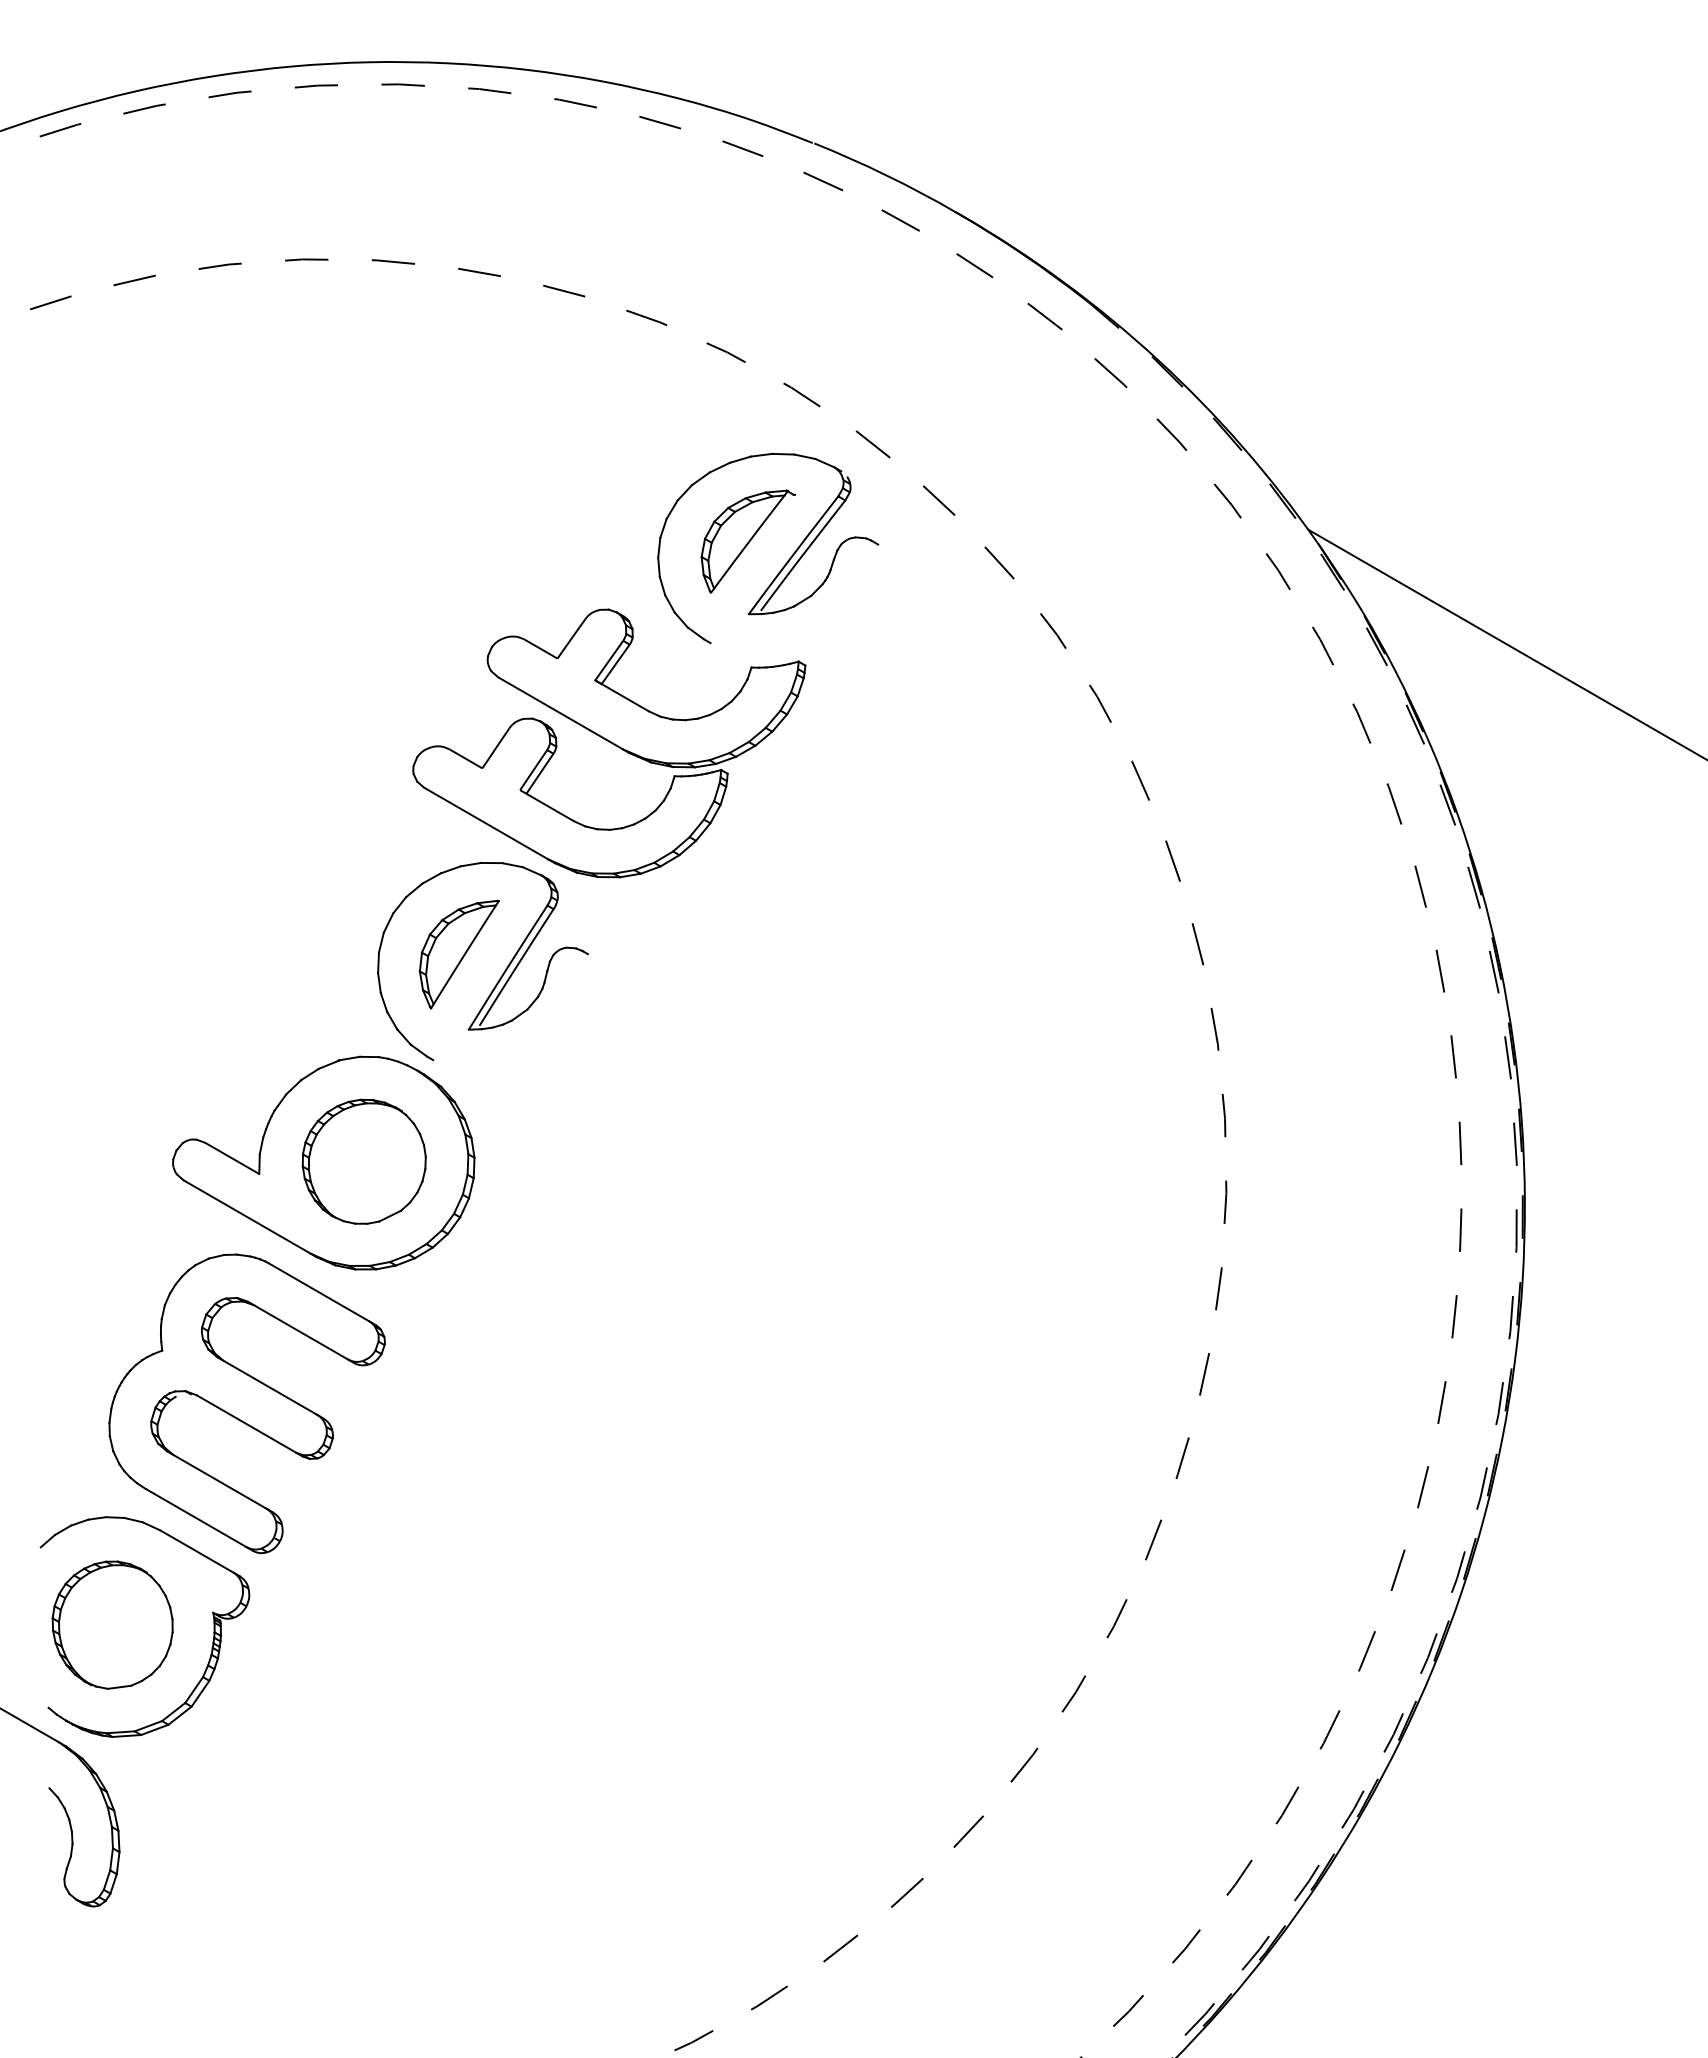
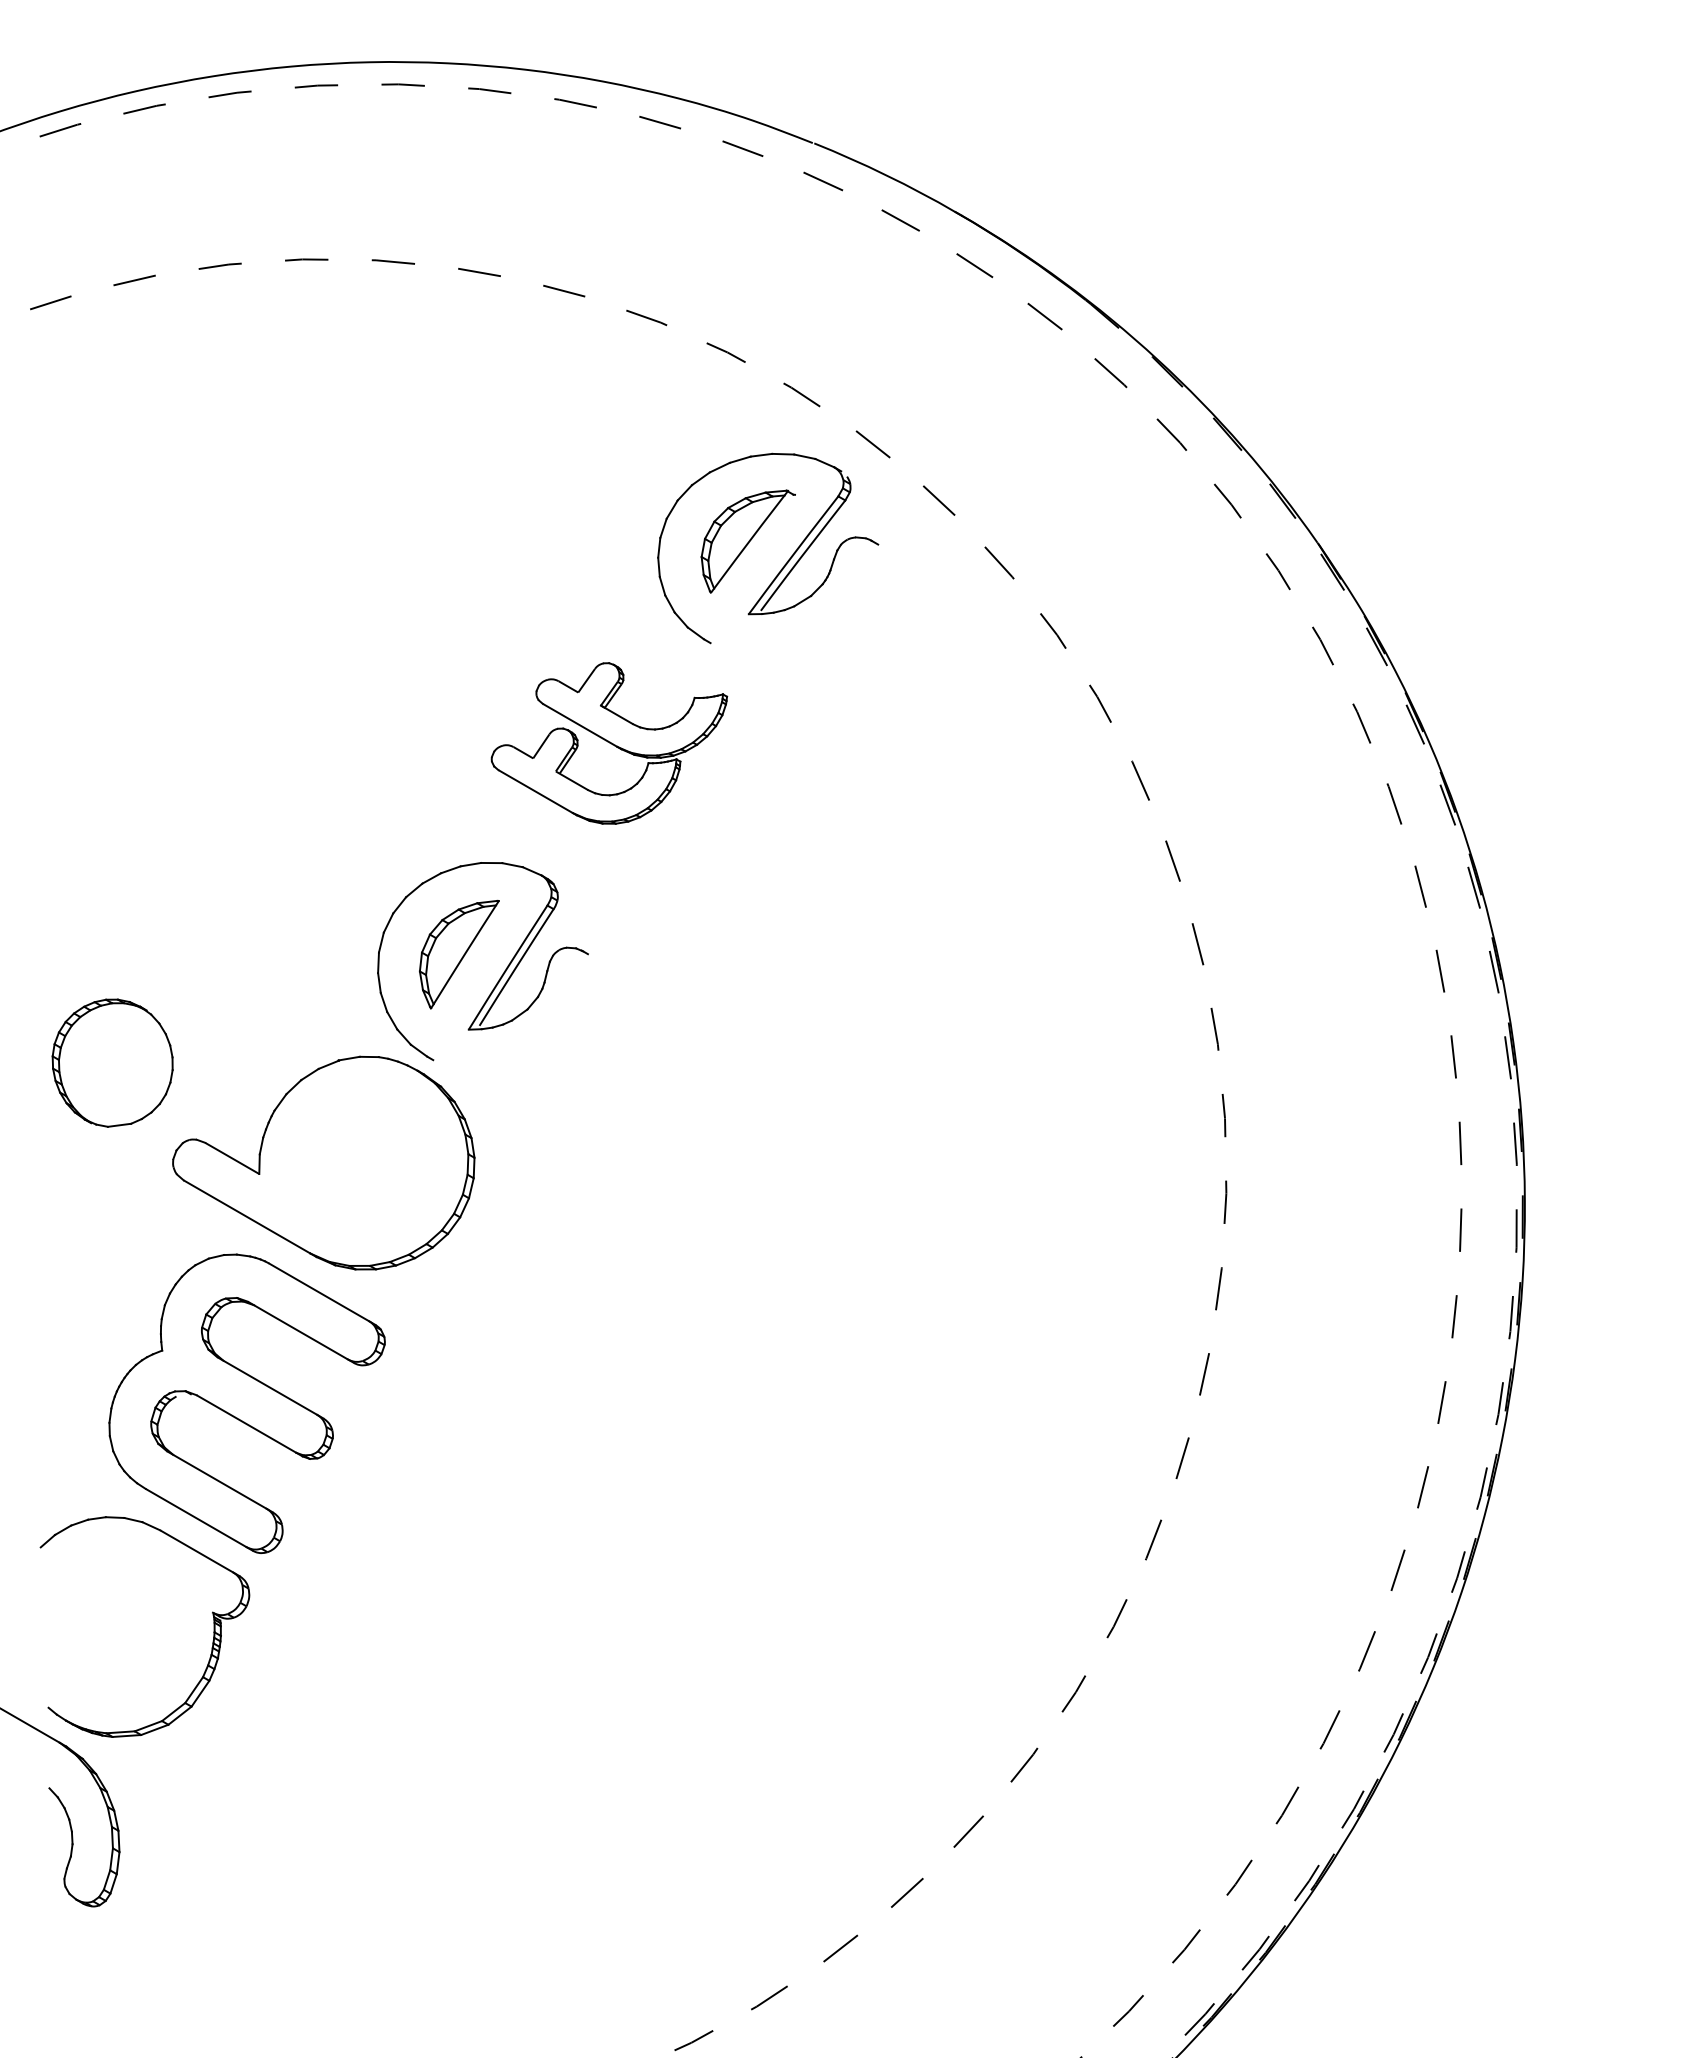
line: present -> none (1506, 643)
part size: 395x271 px -> 239x163 px (609, 743)
part: present -> none (363, 1161)
part position: (112, 1624) -> (112, 1062) (112, 1062)
